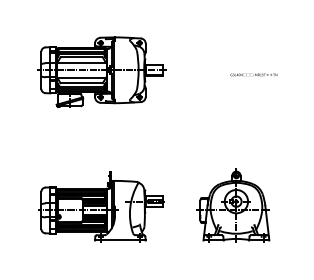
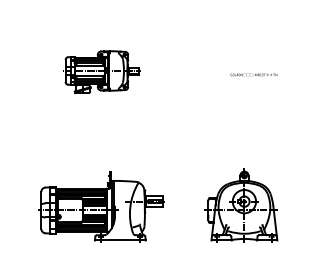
part size: 130x72 px -> 78x44 px (101, 71)
part position: (233, 205) -> (241, 205) (241, 205)
